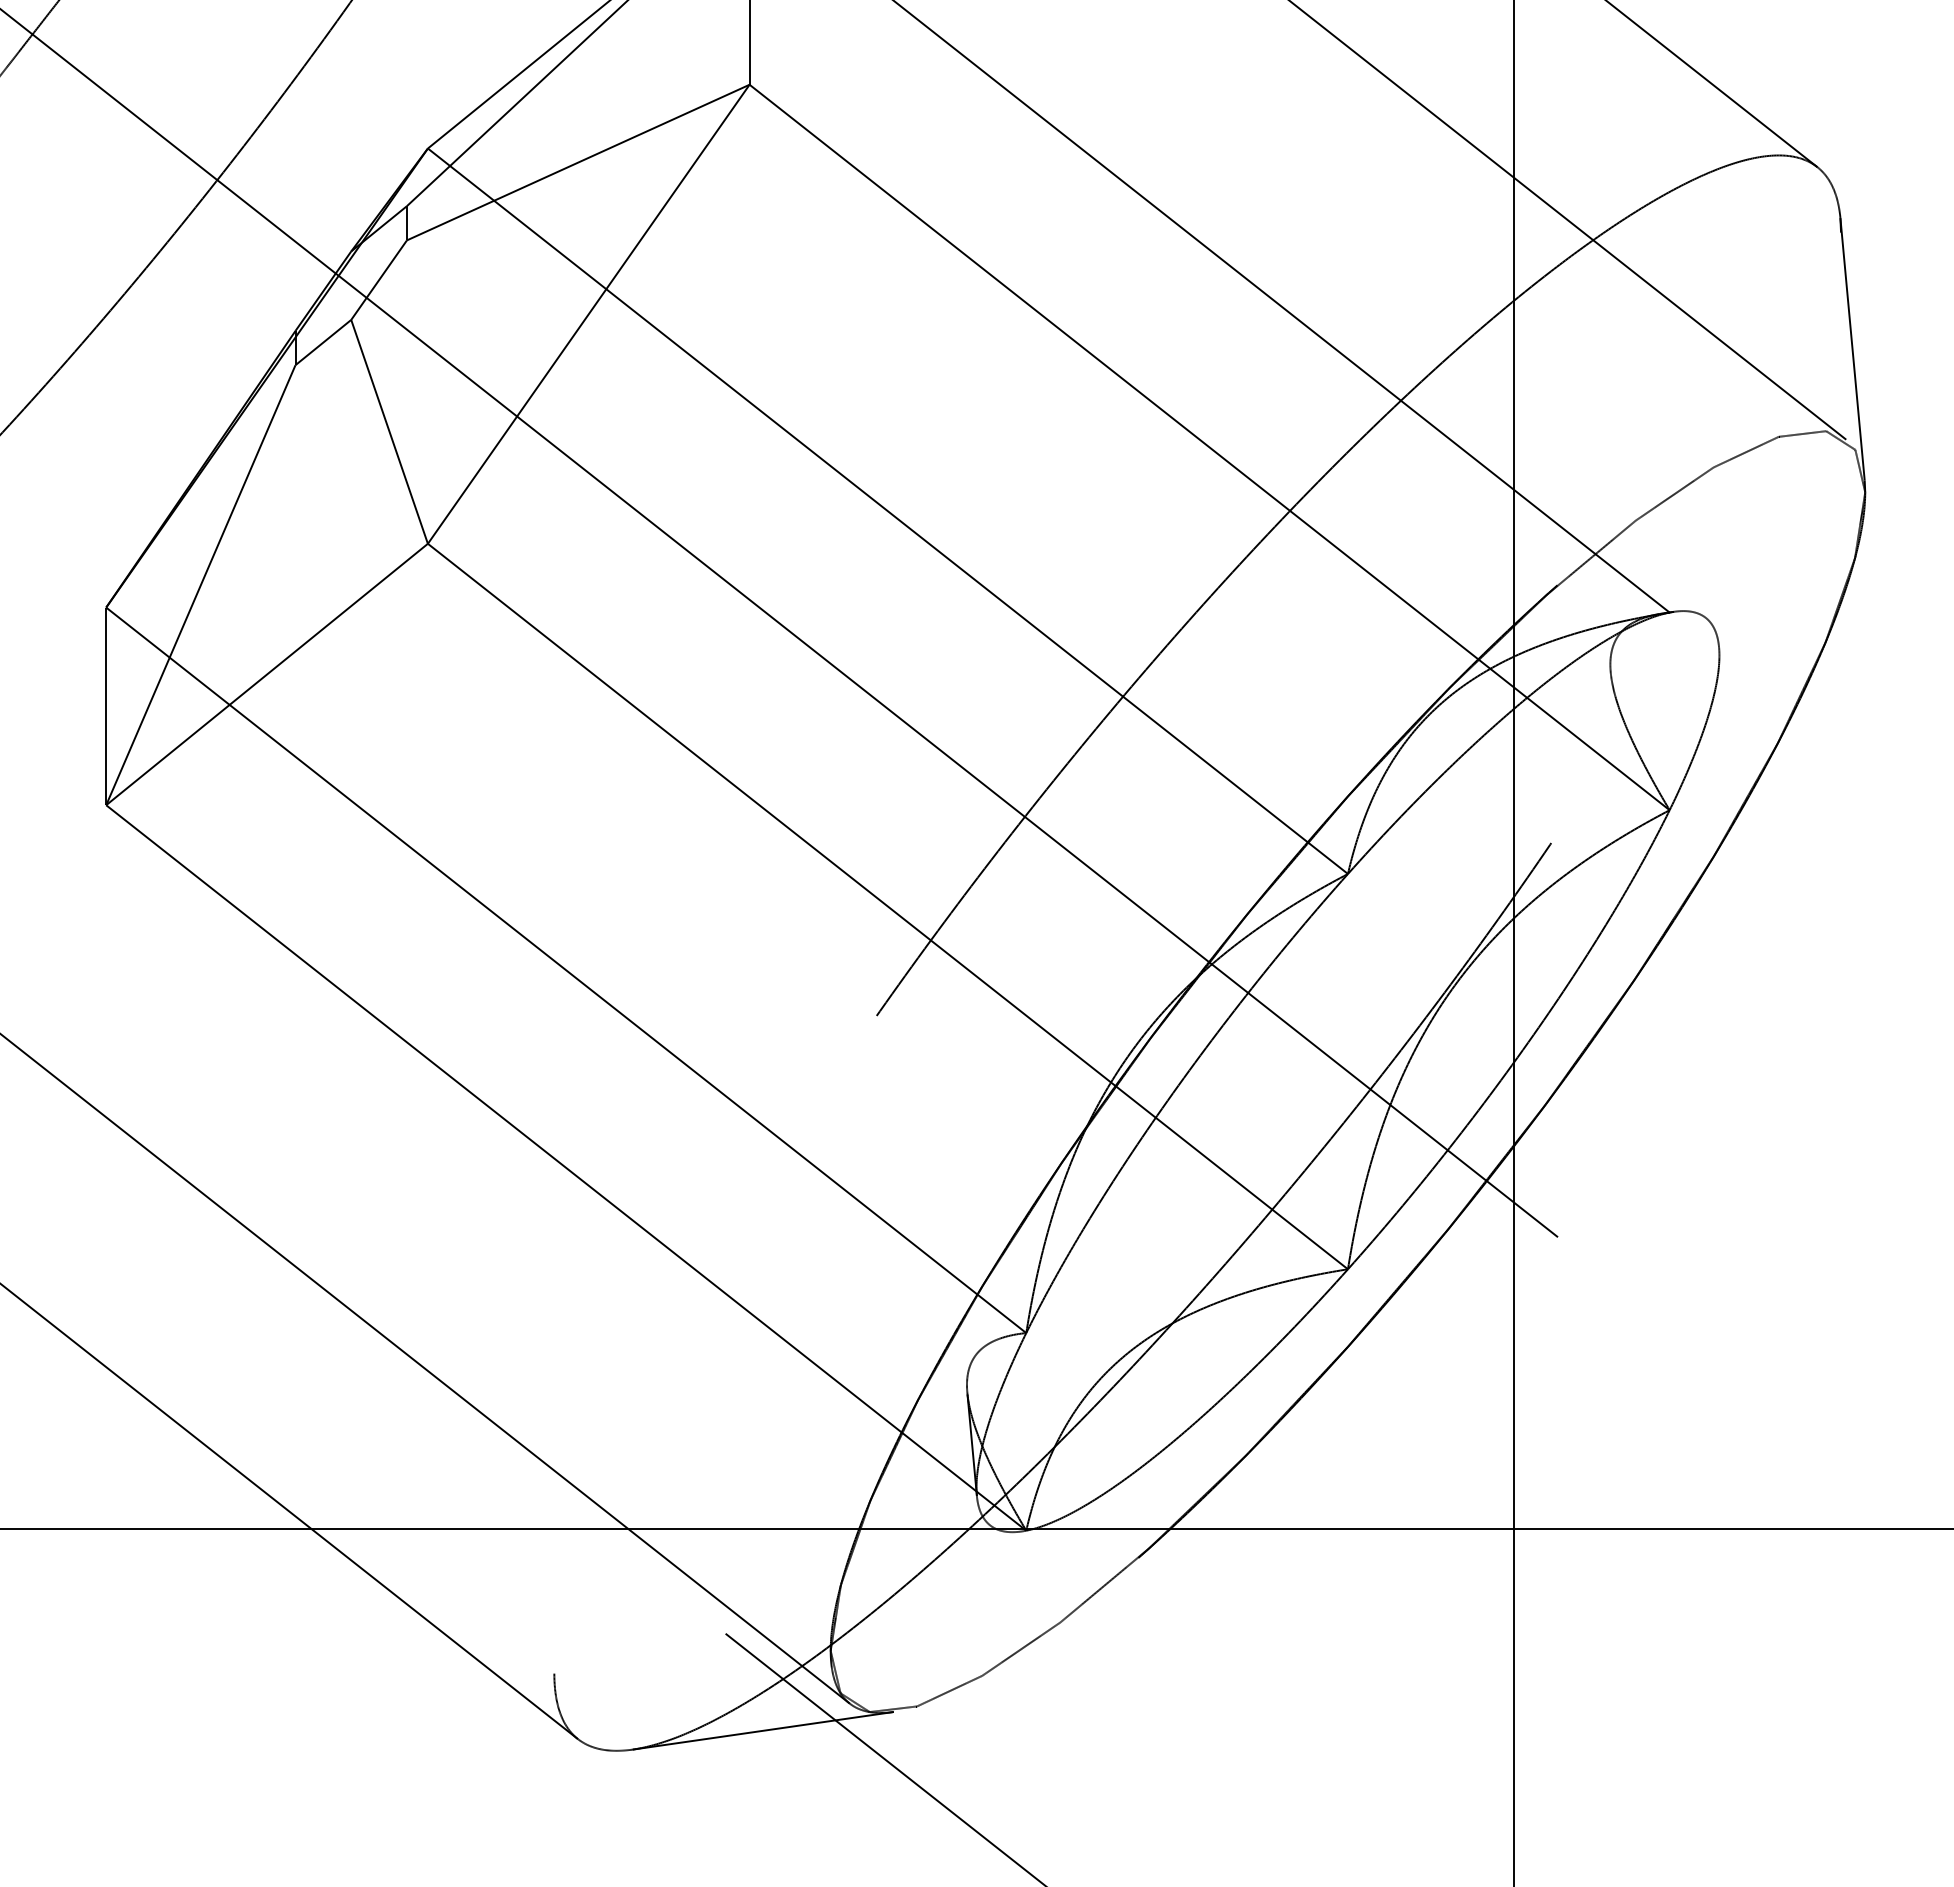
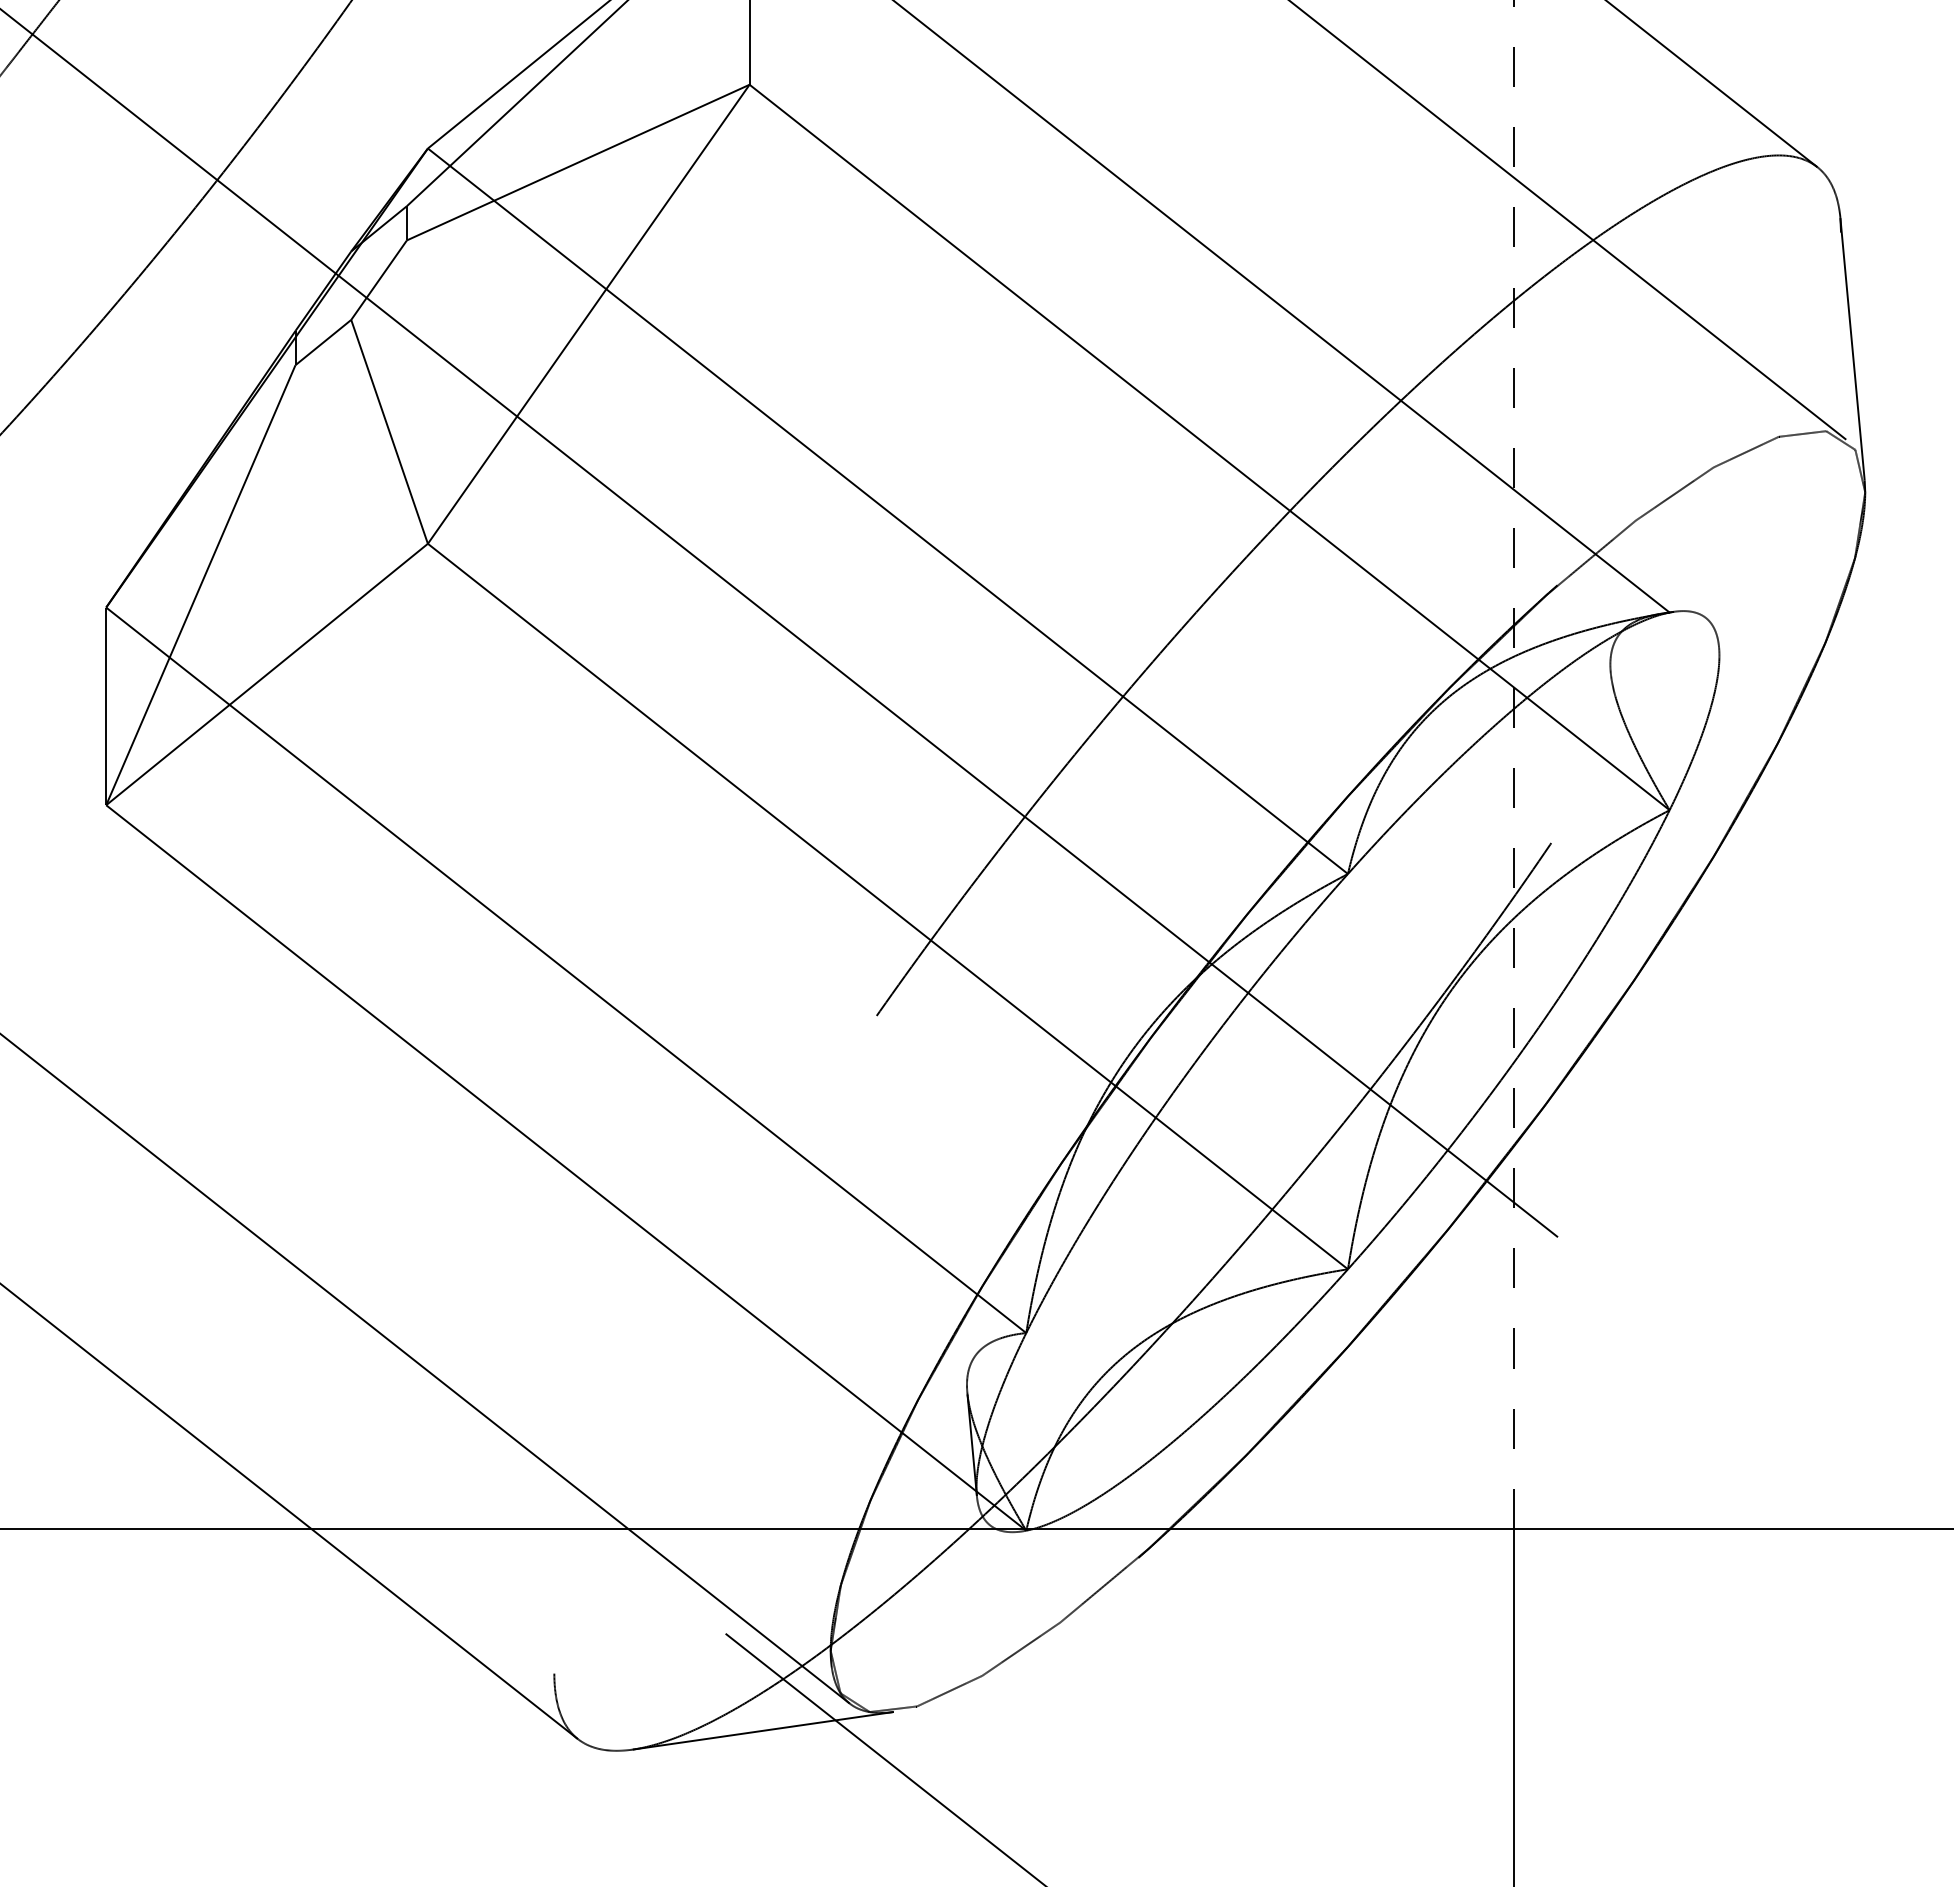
line: solid -> dashed (1513, 764)
